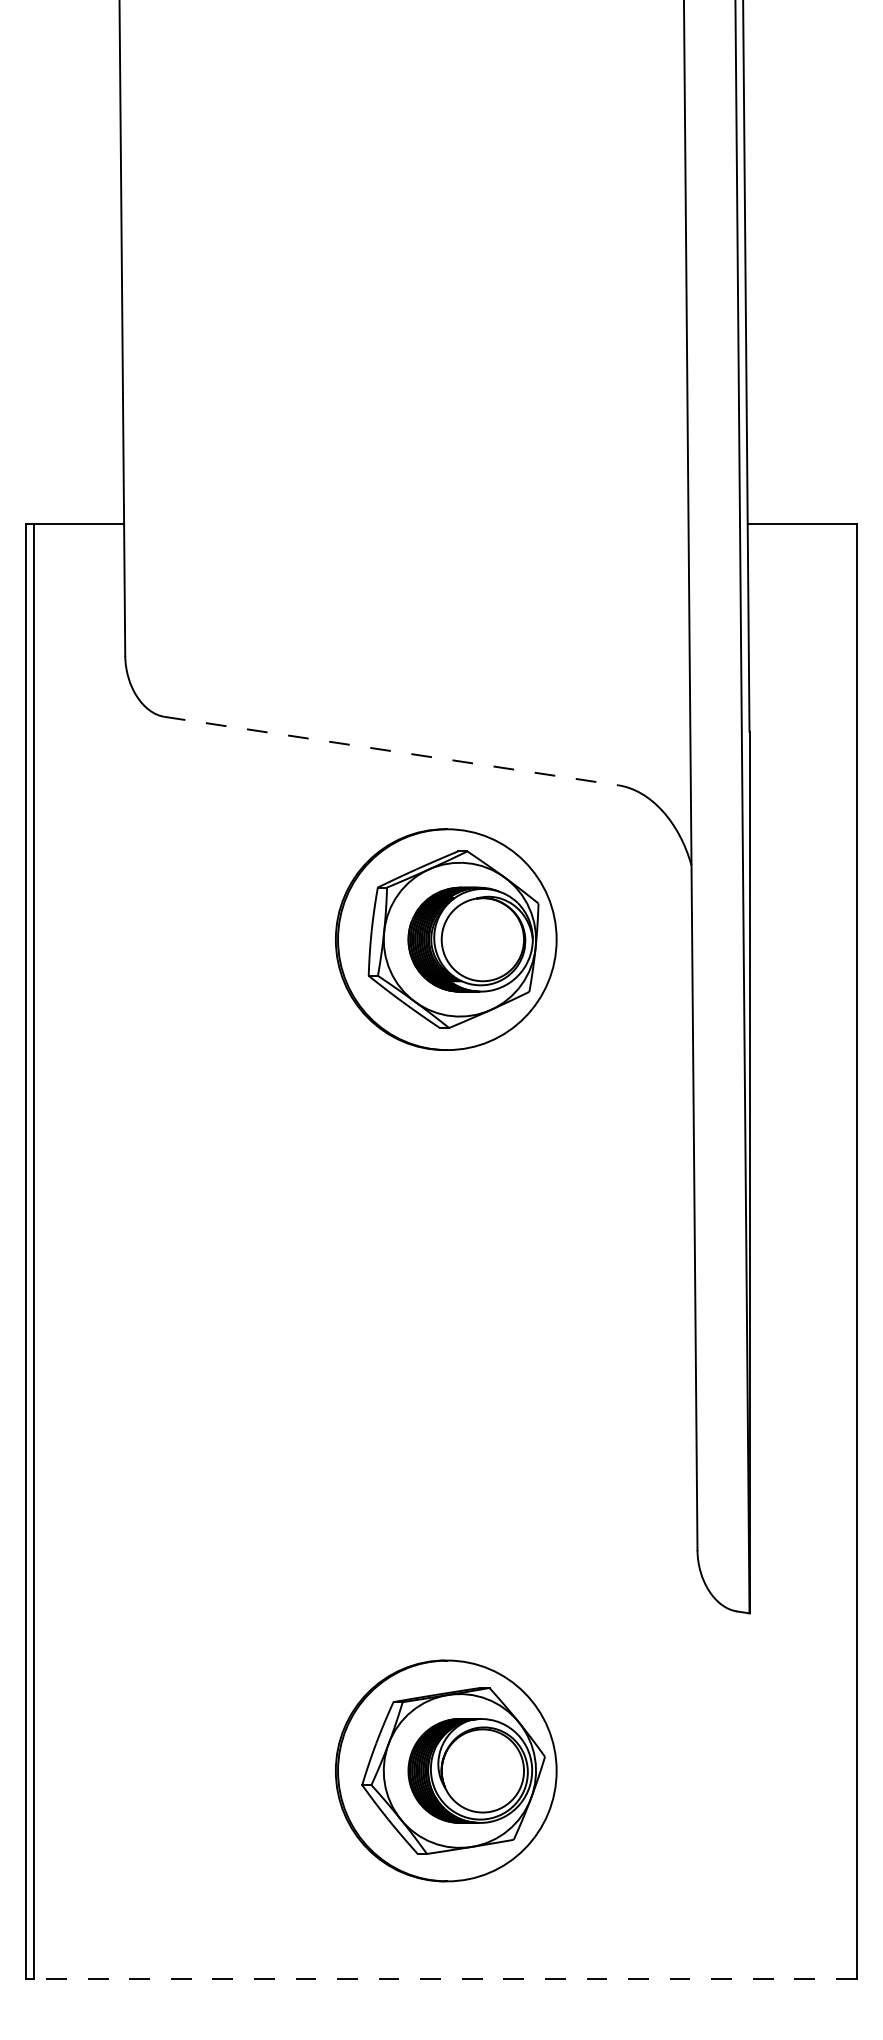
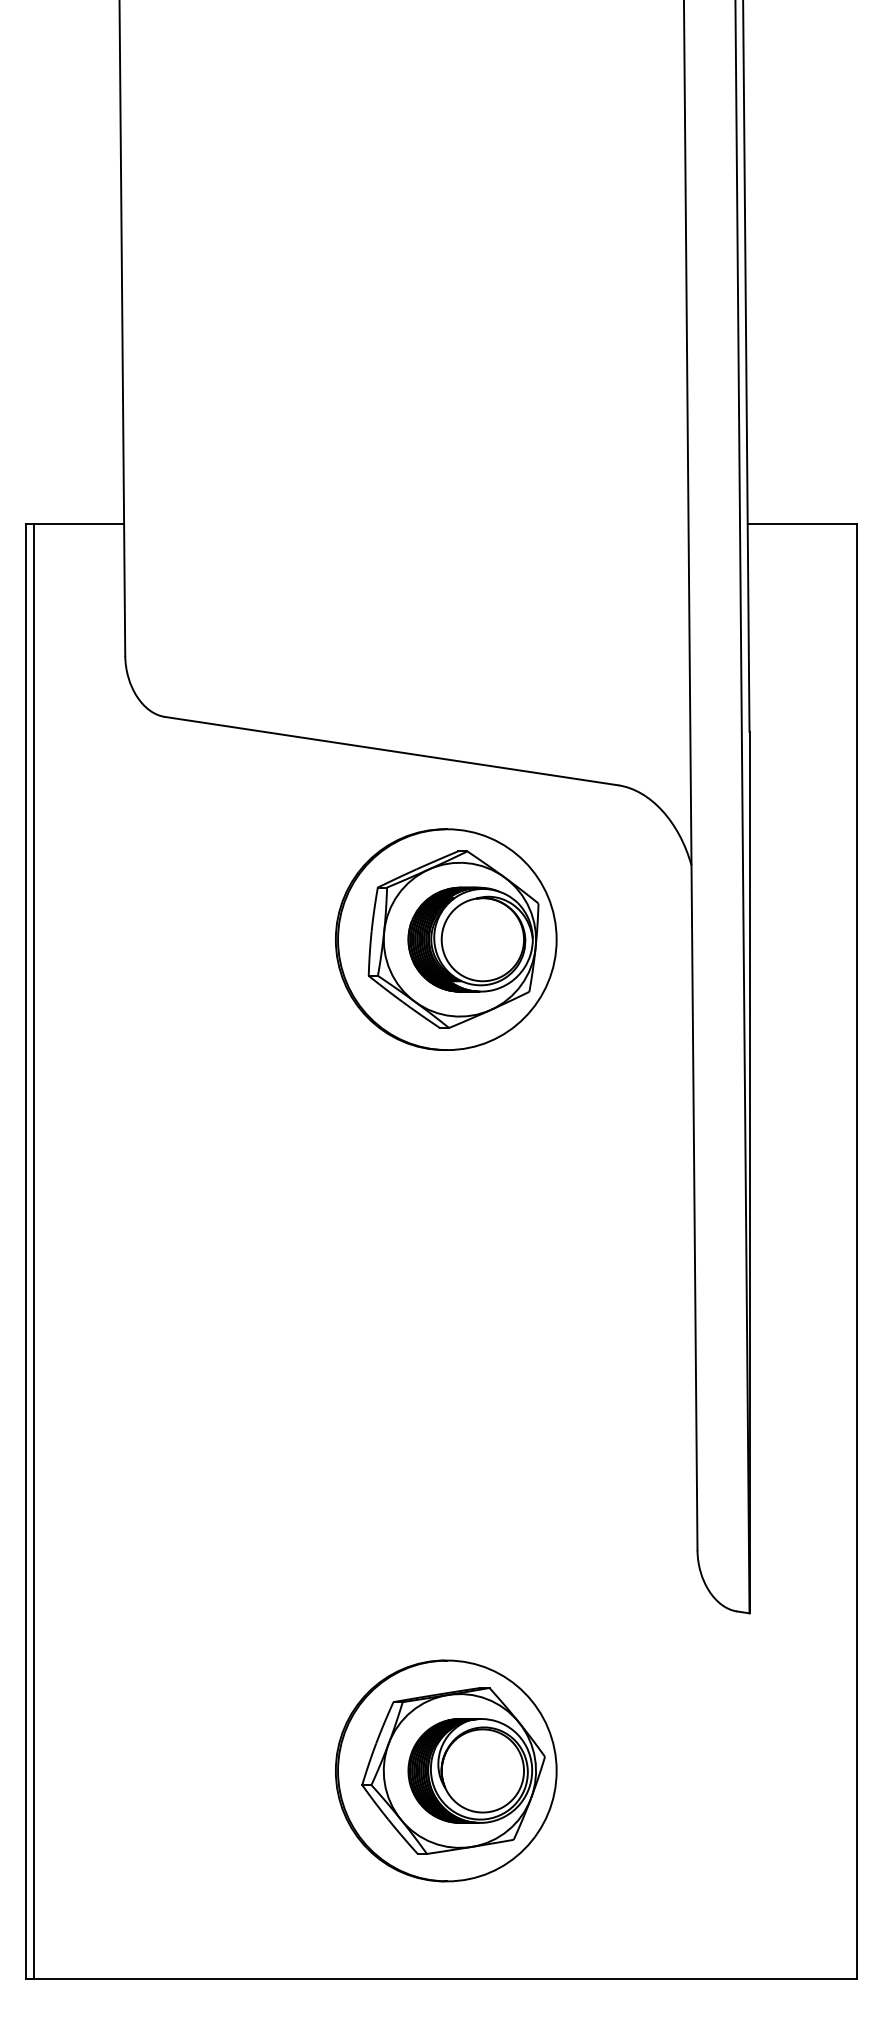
line: dashed -> solid (392, 751)
line: dashed -> solid (445, 1978)
